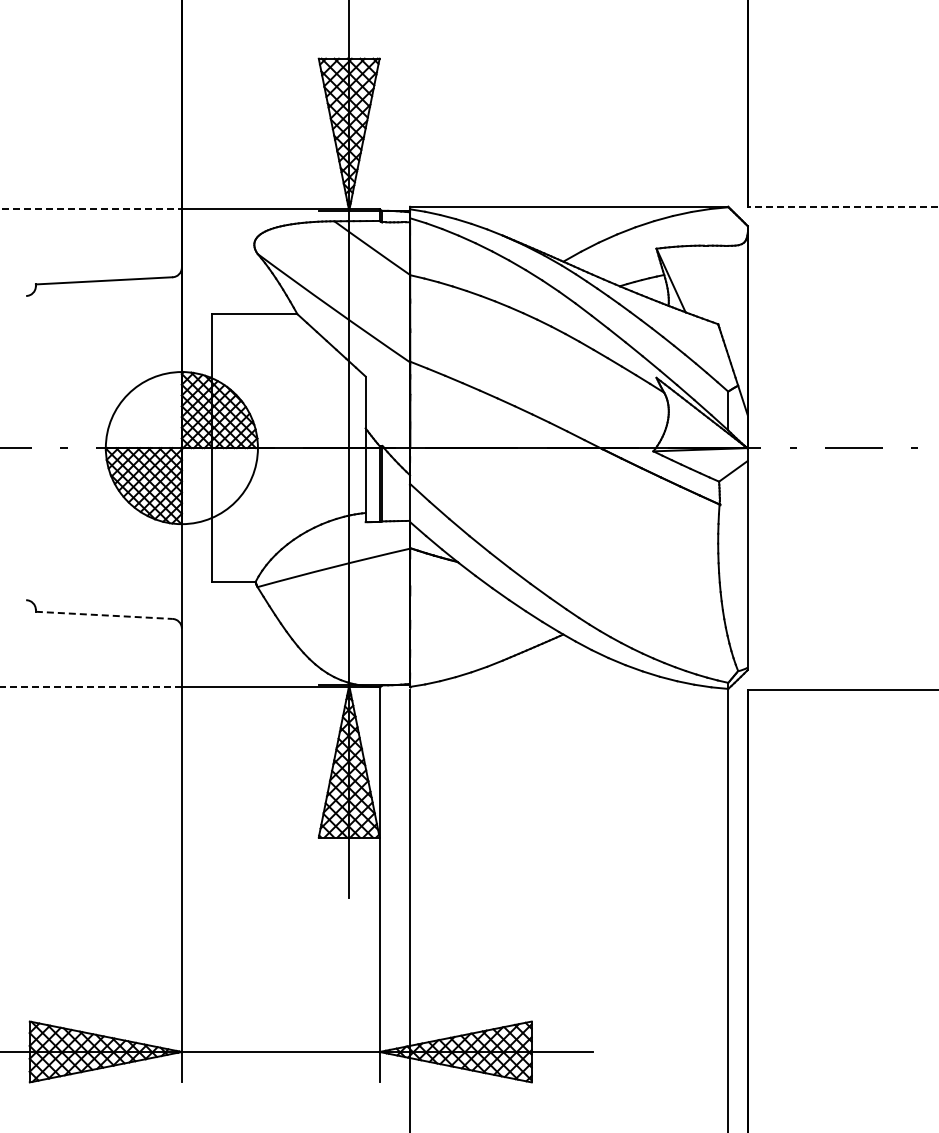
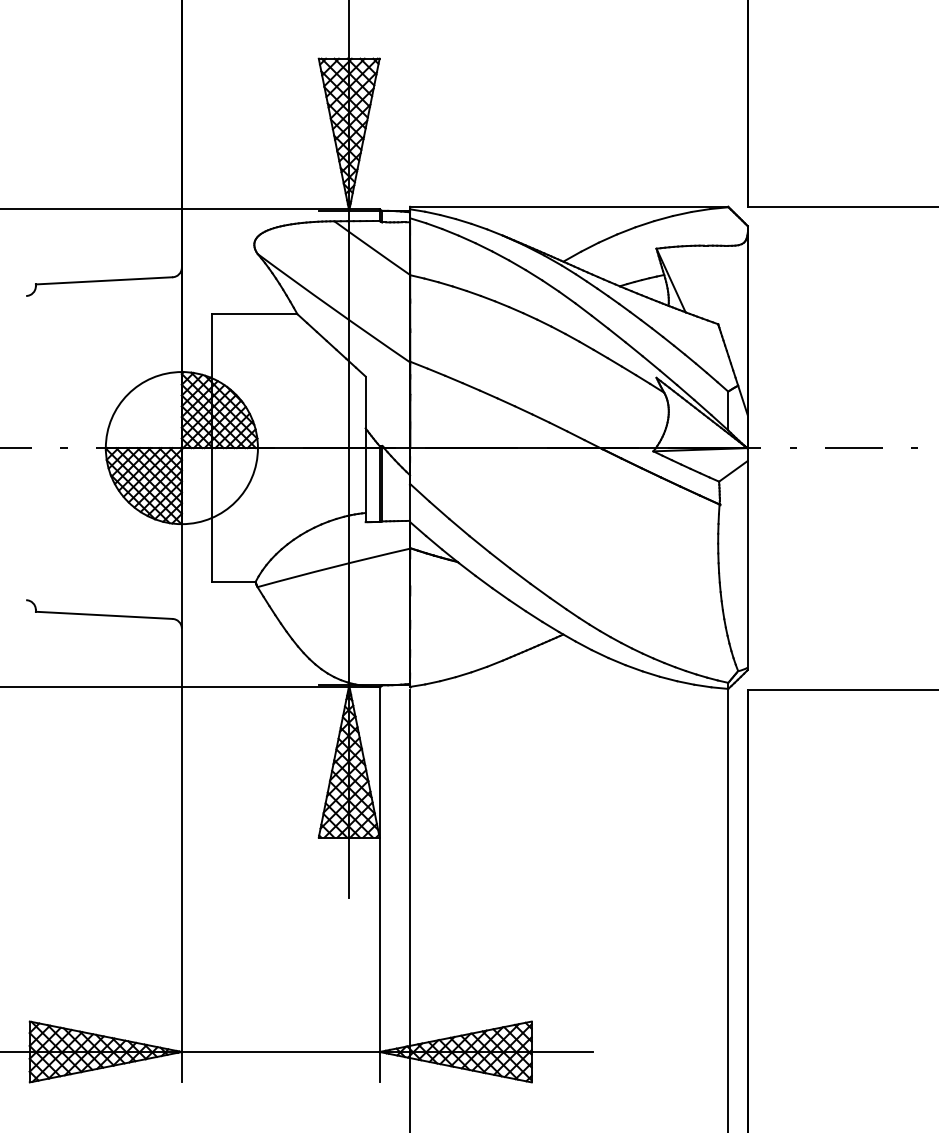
line: dashed -> solid (842, 206)
line: dashed -> solid (91, 209)
line: dashed -> solid (104, 615)
line: dashed -> solid (90, 686)
